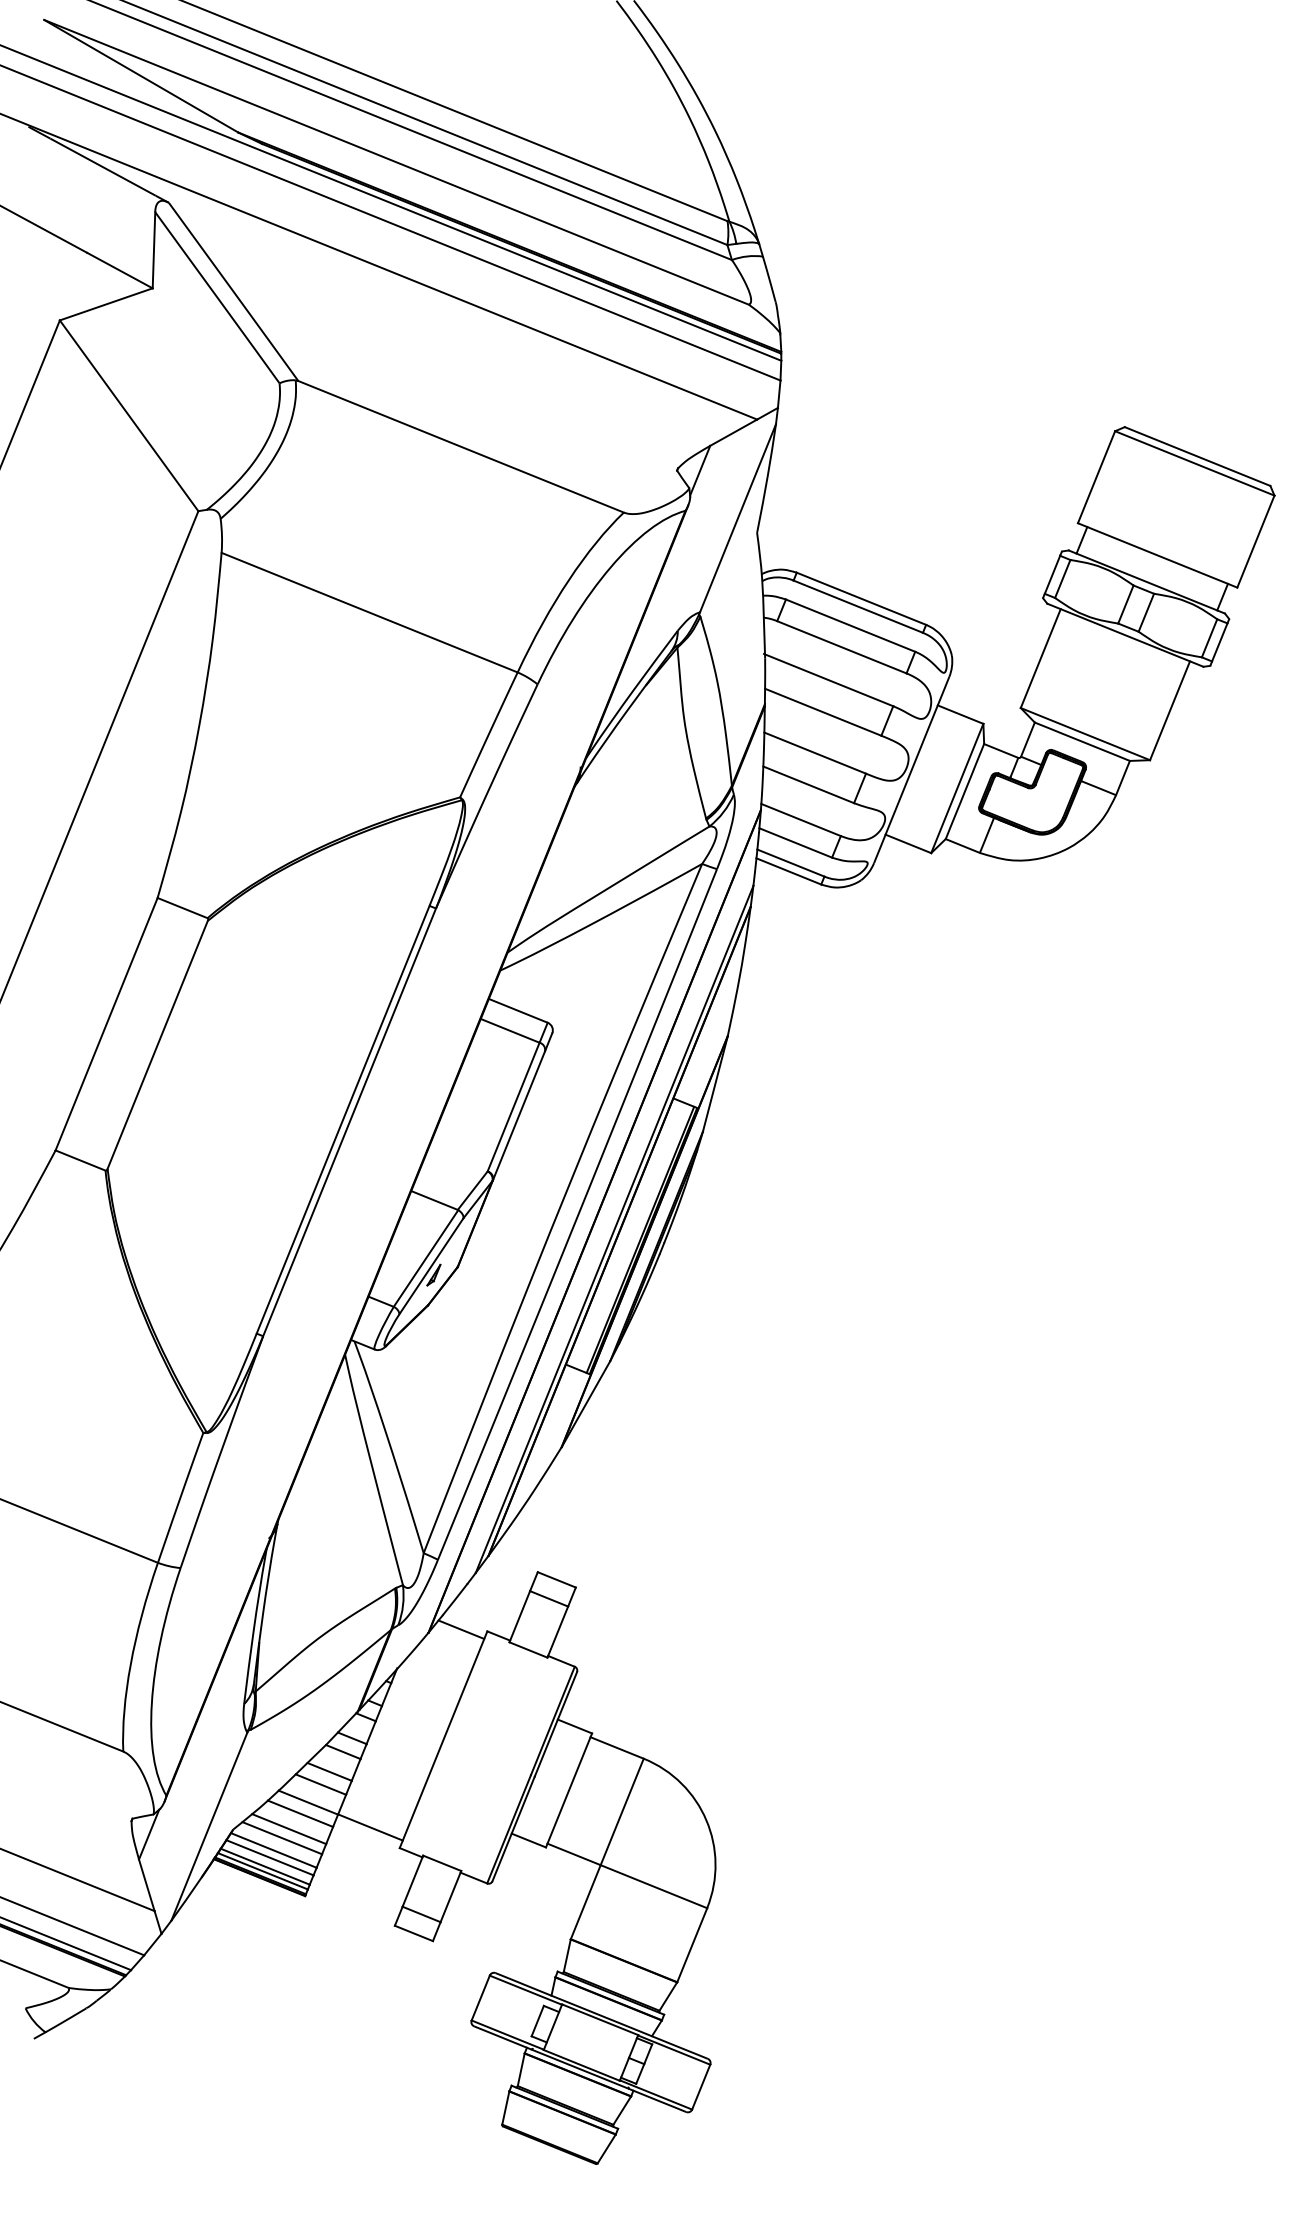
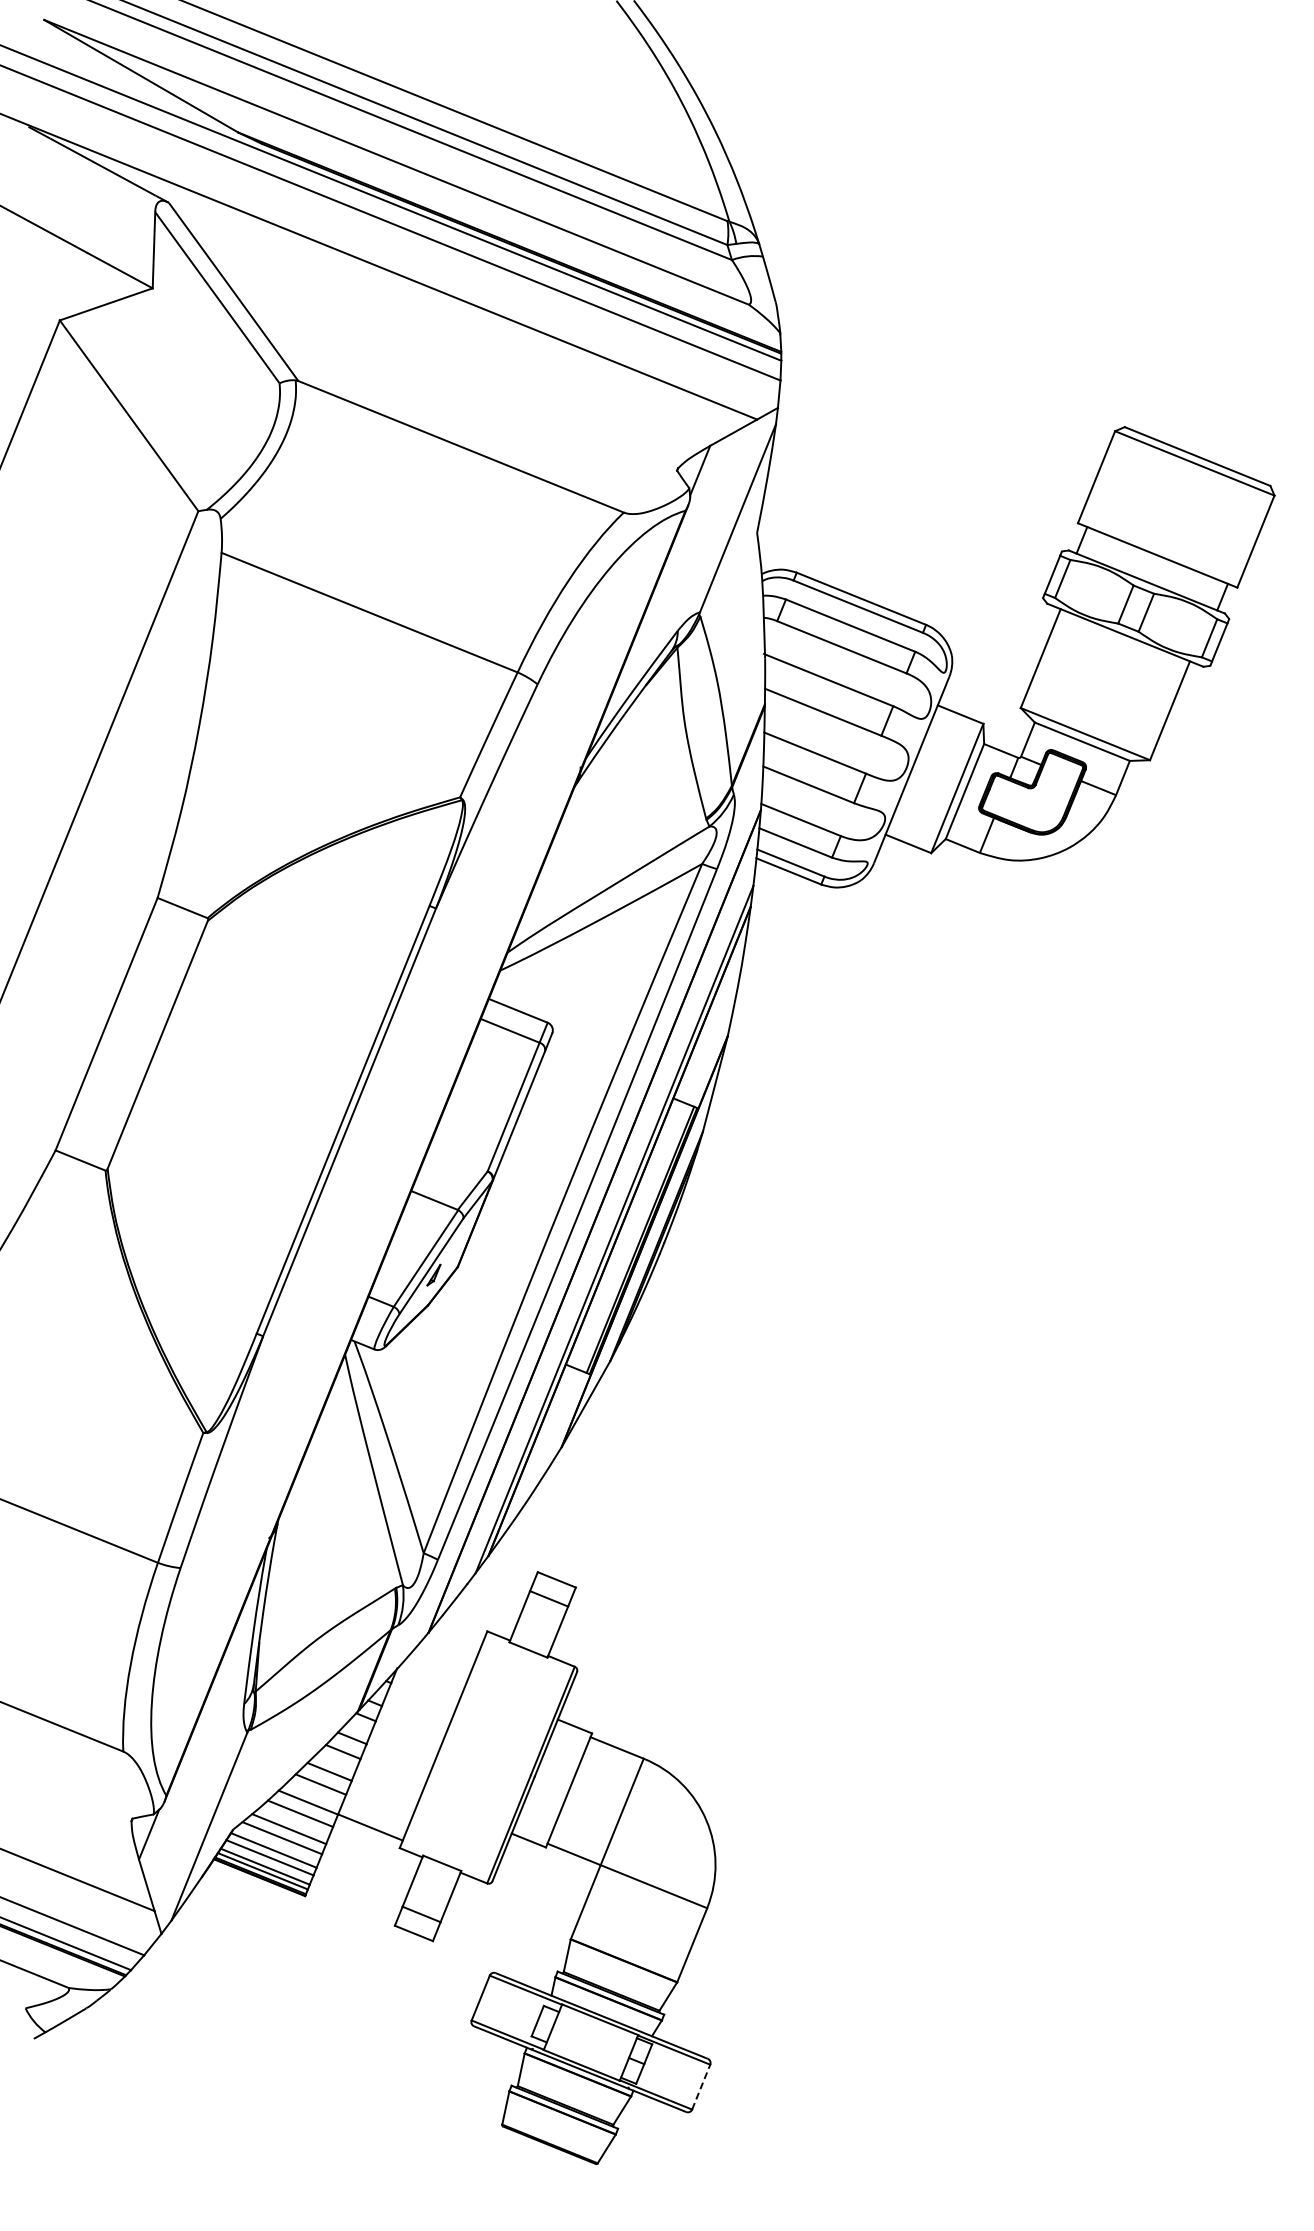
line: present -> none (461, 1629)
line: solid -> dashed (701, 2086)
